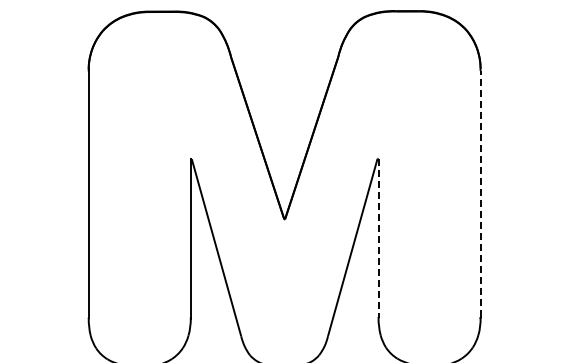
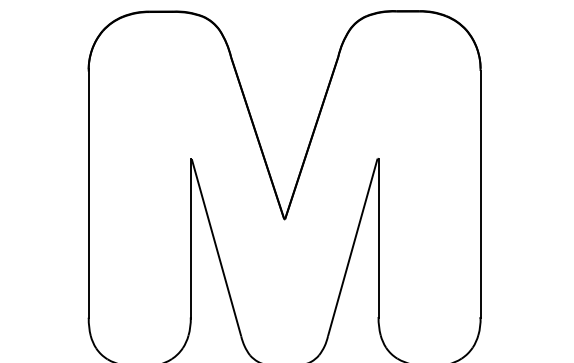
line: dashed -> solid (480, 193)
line: dashed -> solid (378, 238)
